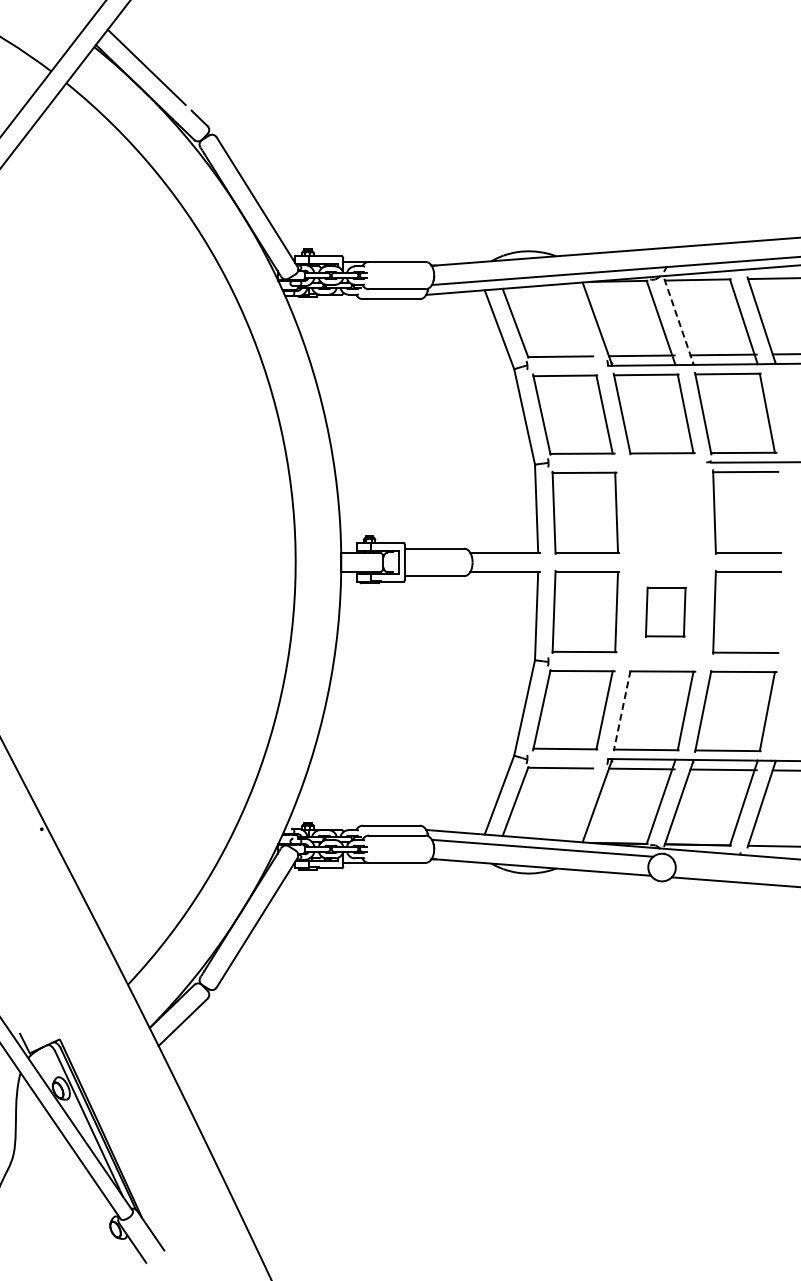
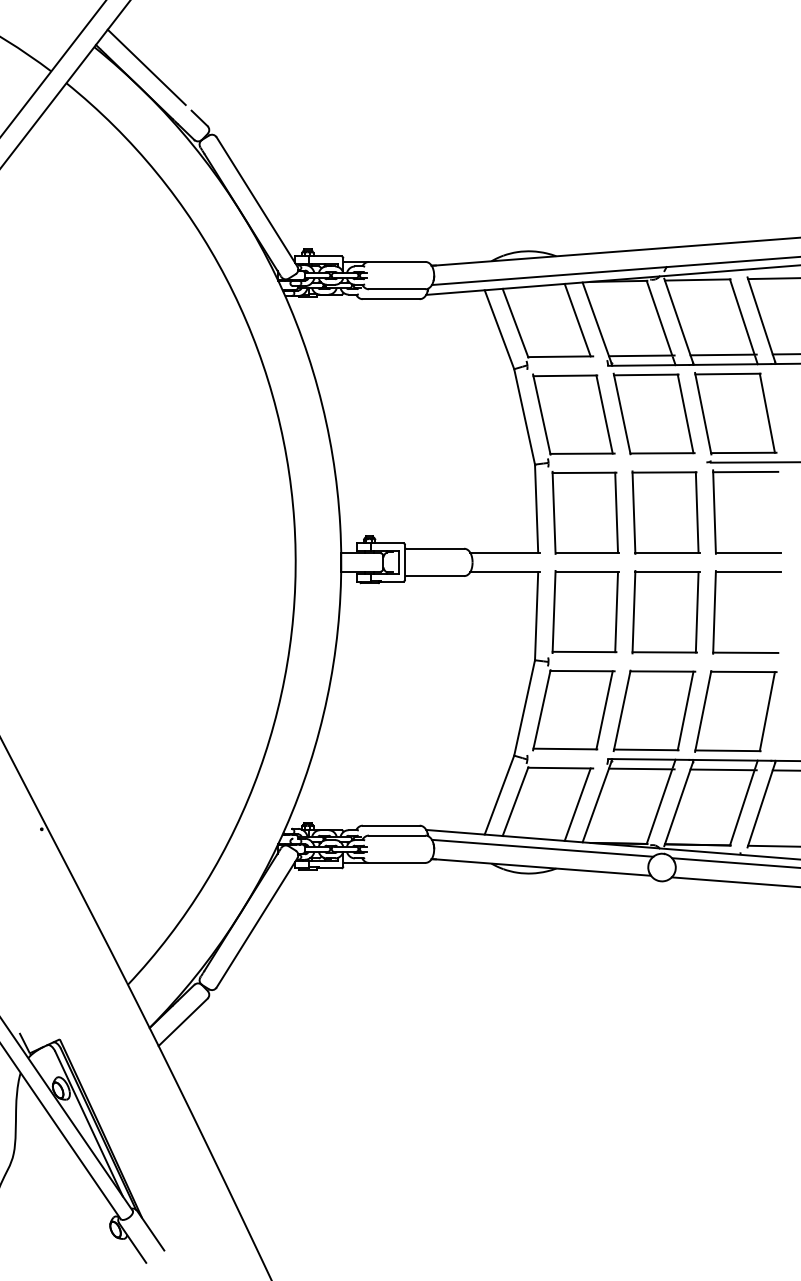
line: none -> present (577, 319)
line: dashed -> solid (678, 321)
part: none -> present (665, 512)
part size: 42x52 px -> 70x85 px (665, 612)
line: dashed -> solid (622, 711)
line: none -> present (577, 804)
line: none -> present (734, 862)
